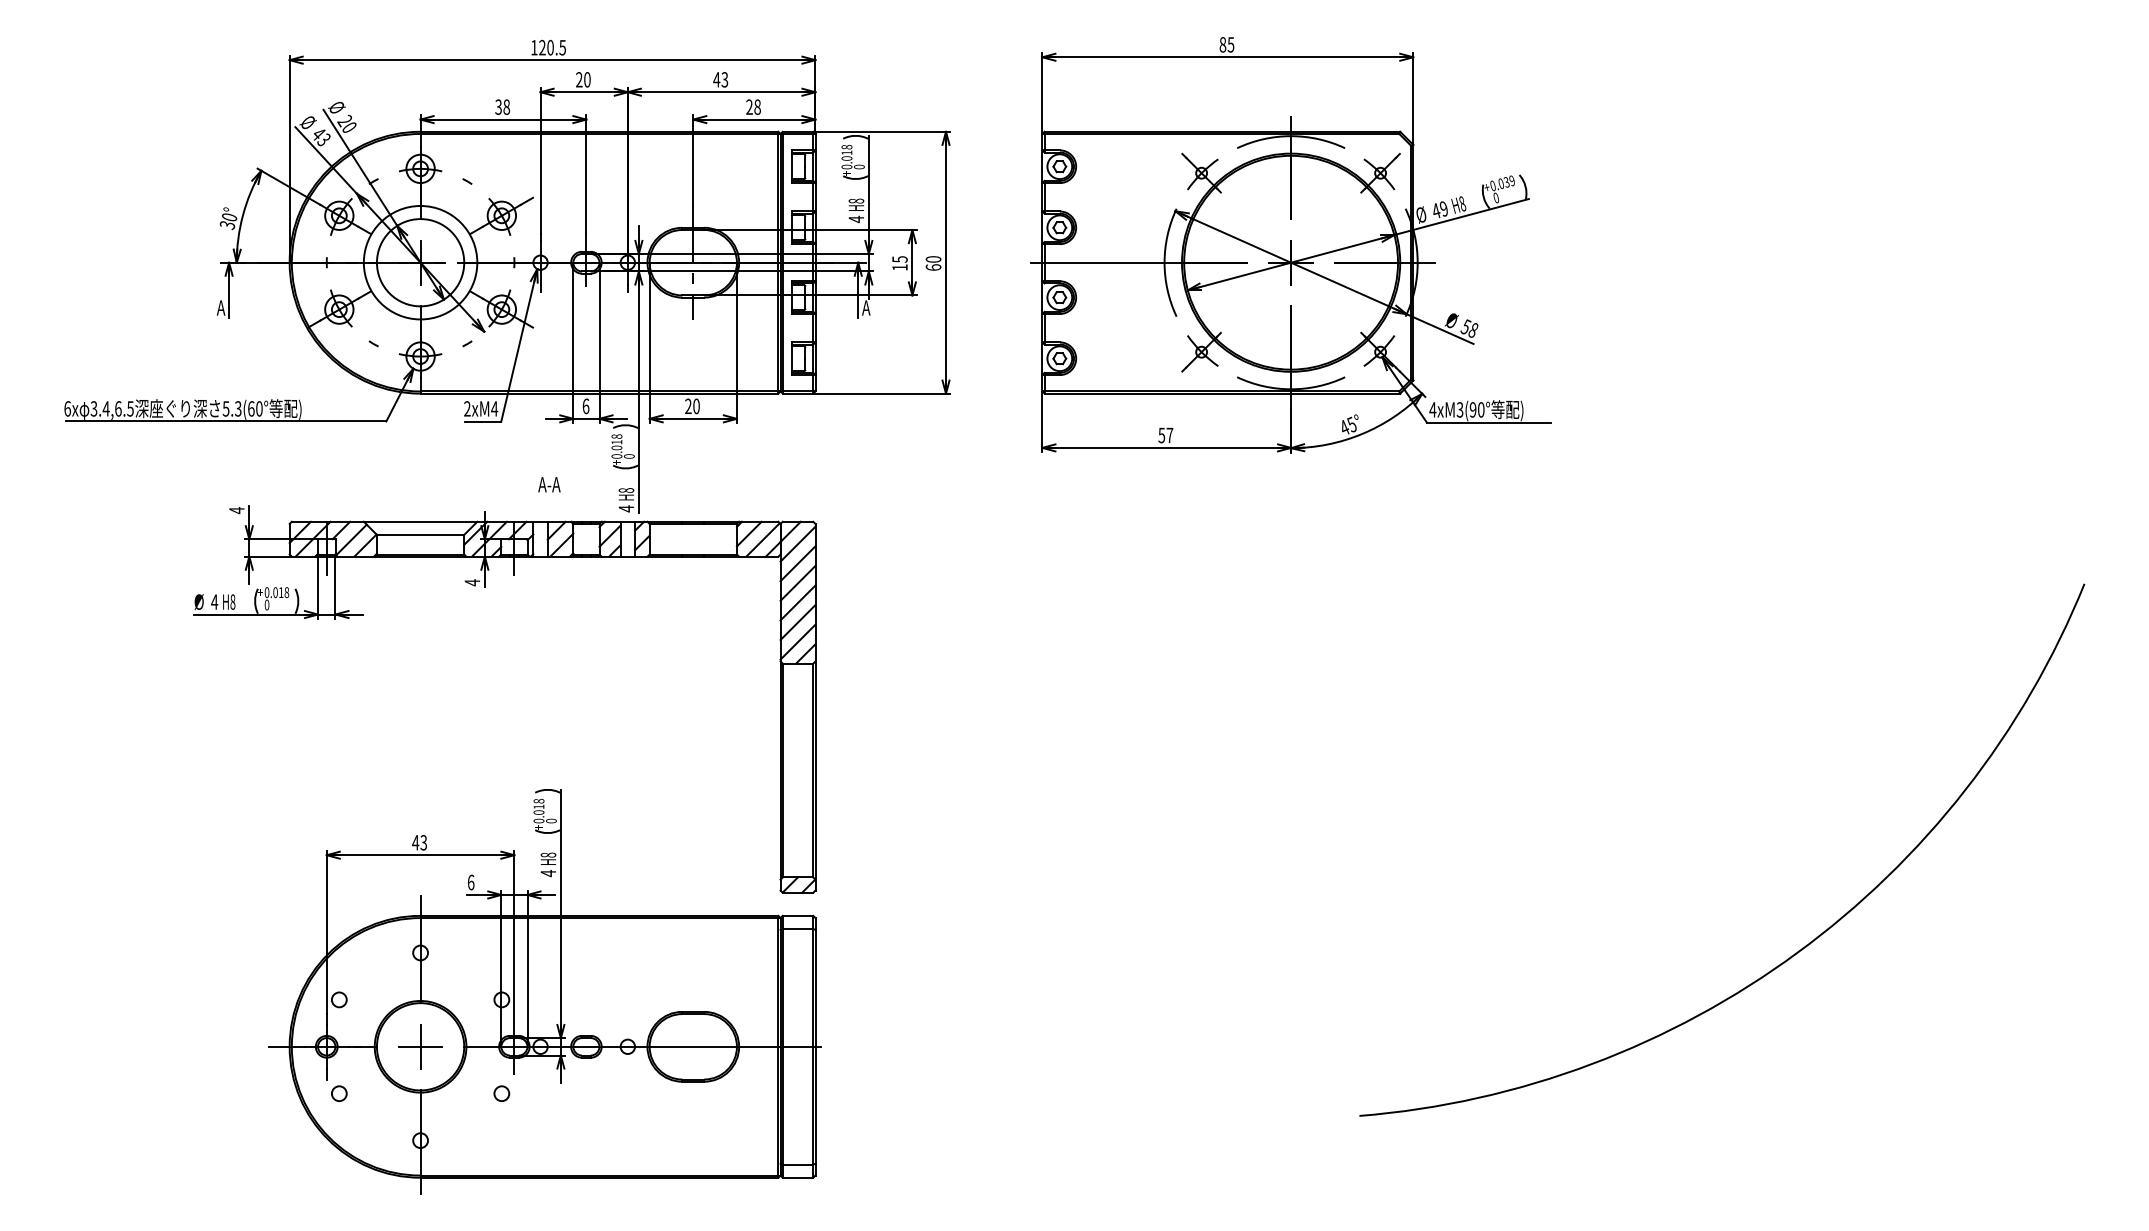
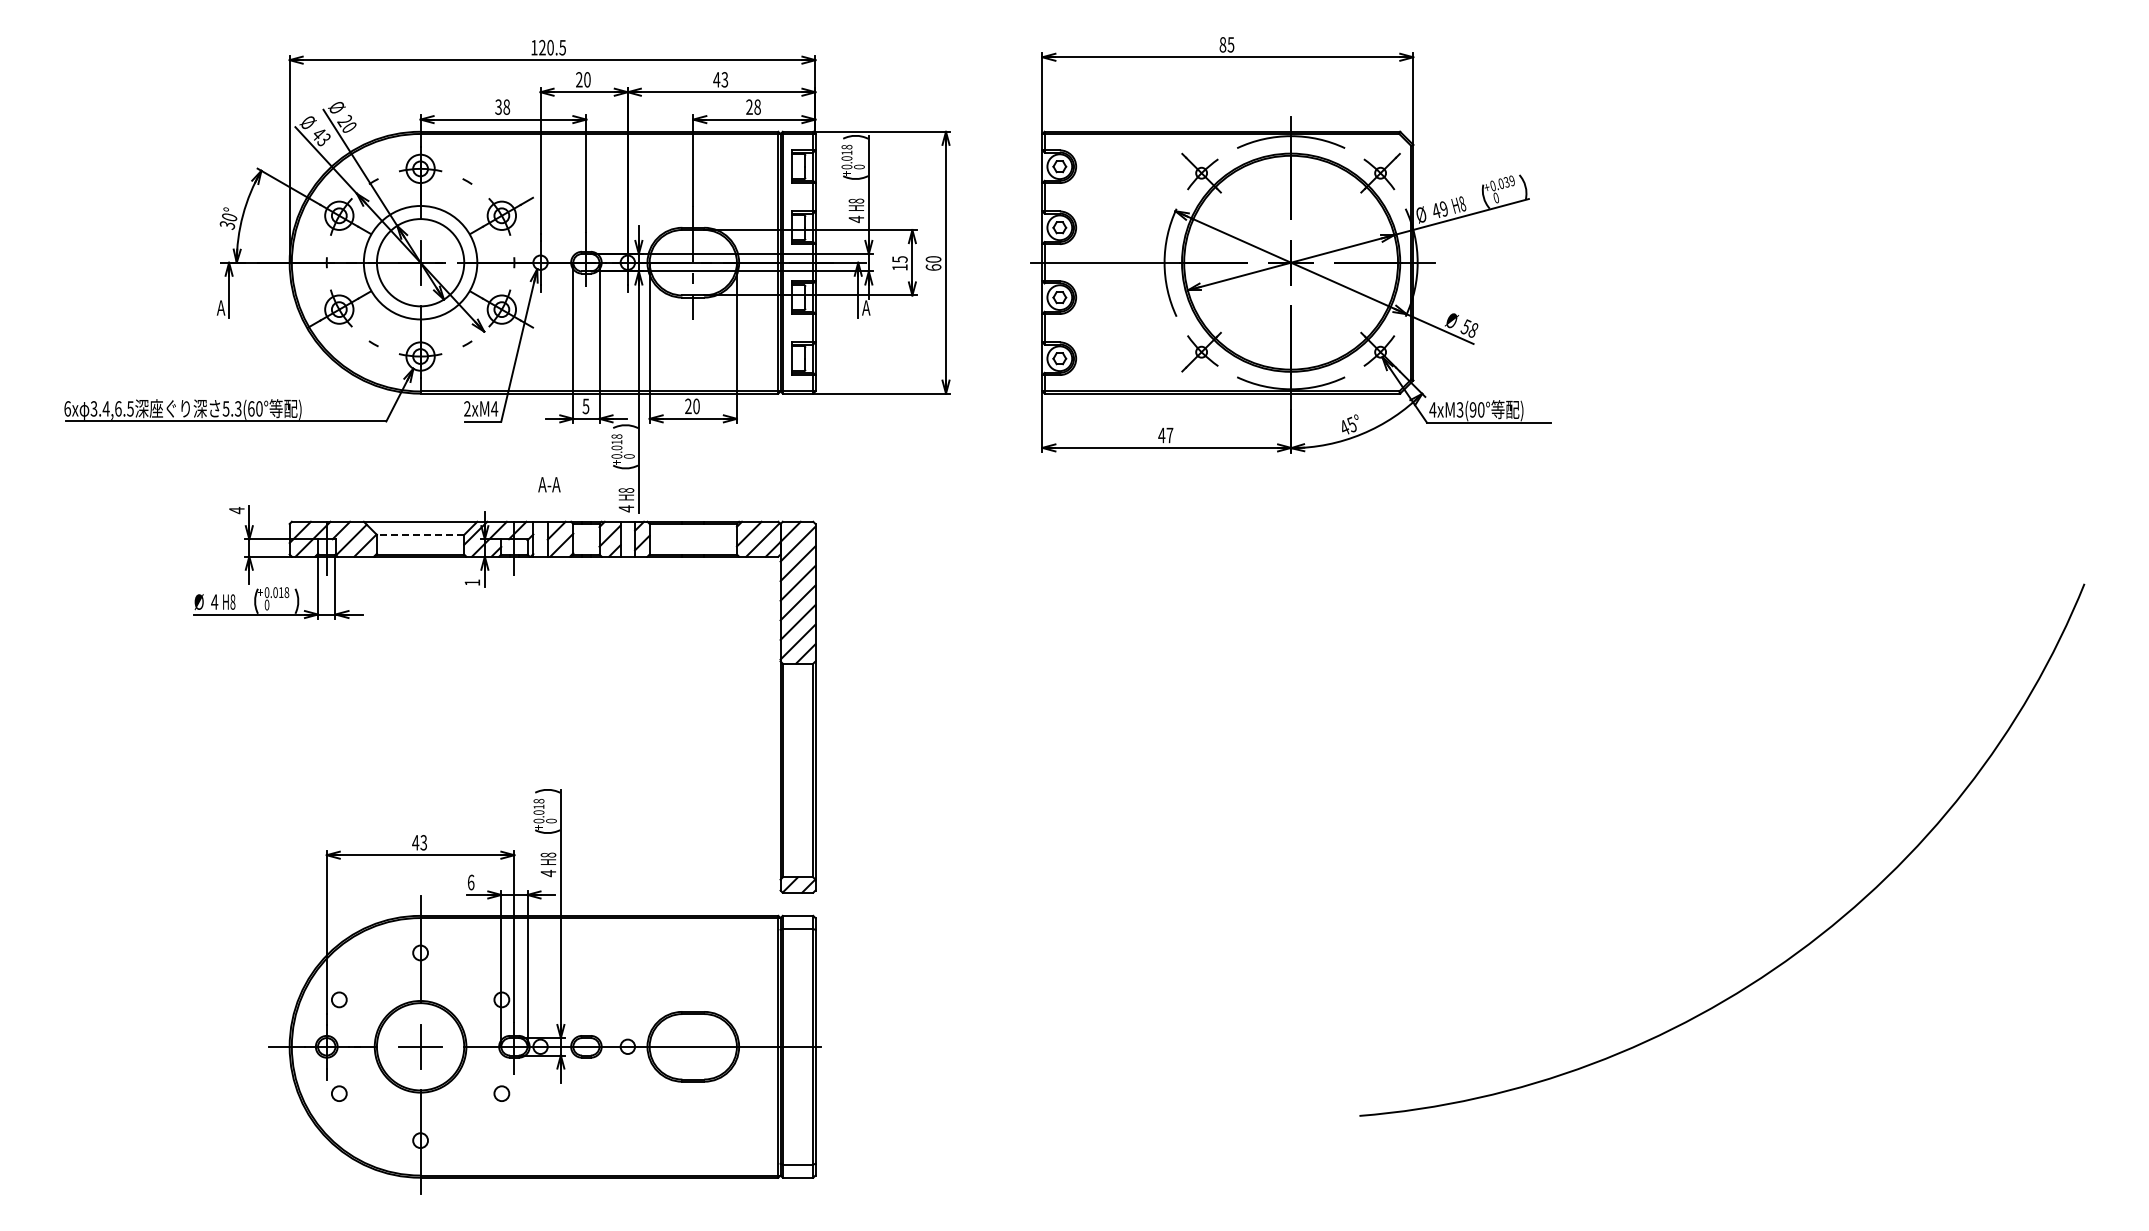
text: 6 -> 5 (585, 406)
text: 57 -> 47 (1161, 435)
line: solid -> dashed (420, 534)
text: 4 -> 1 (472, 582)
